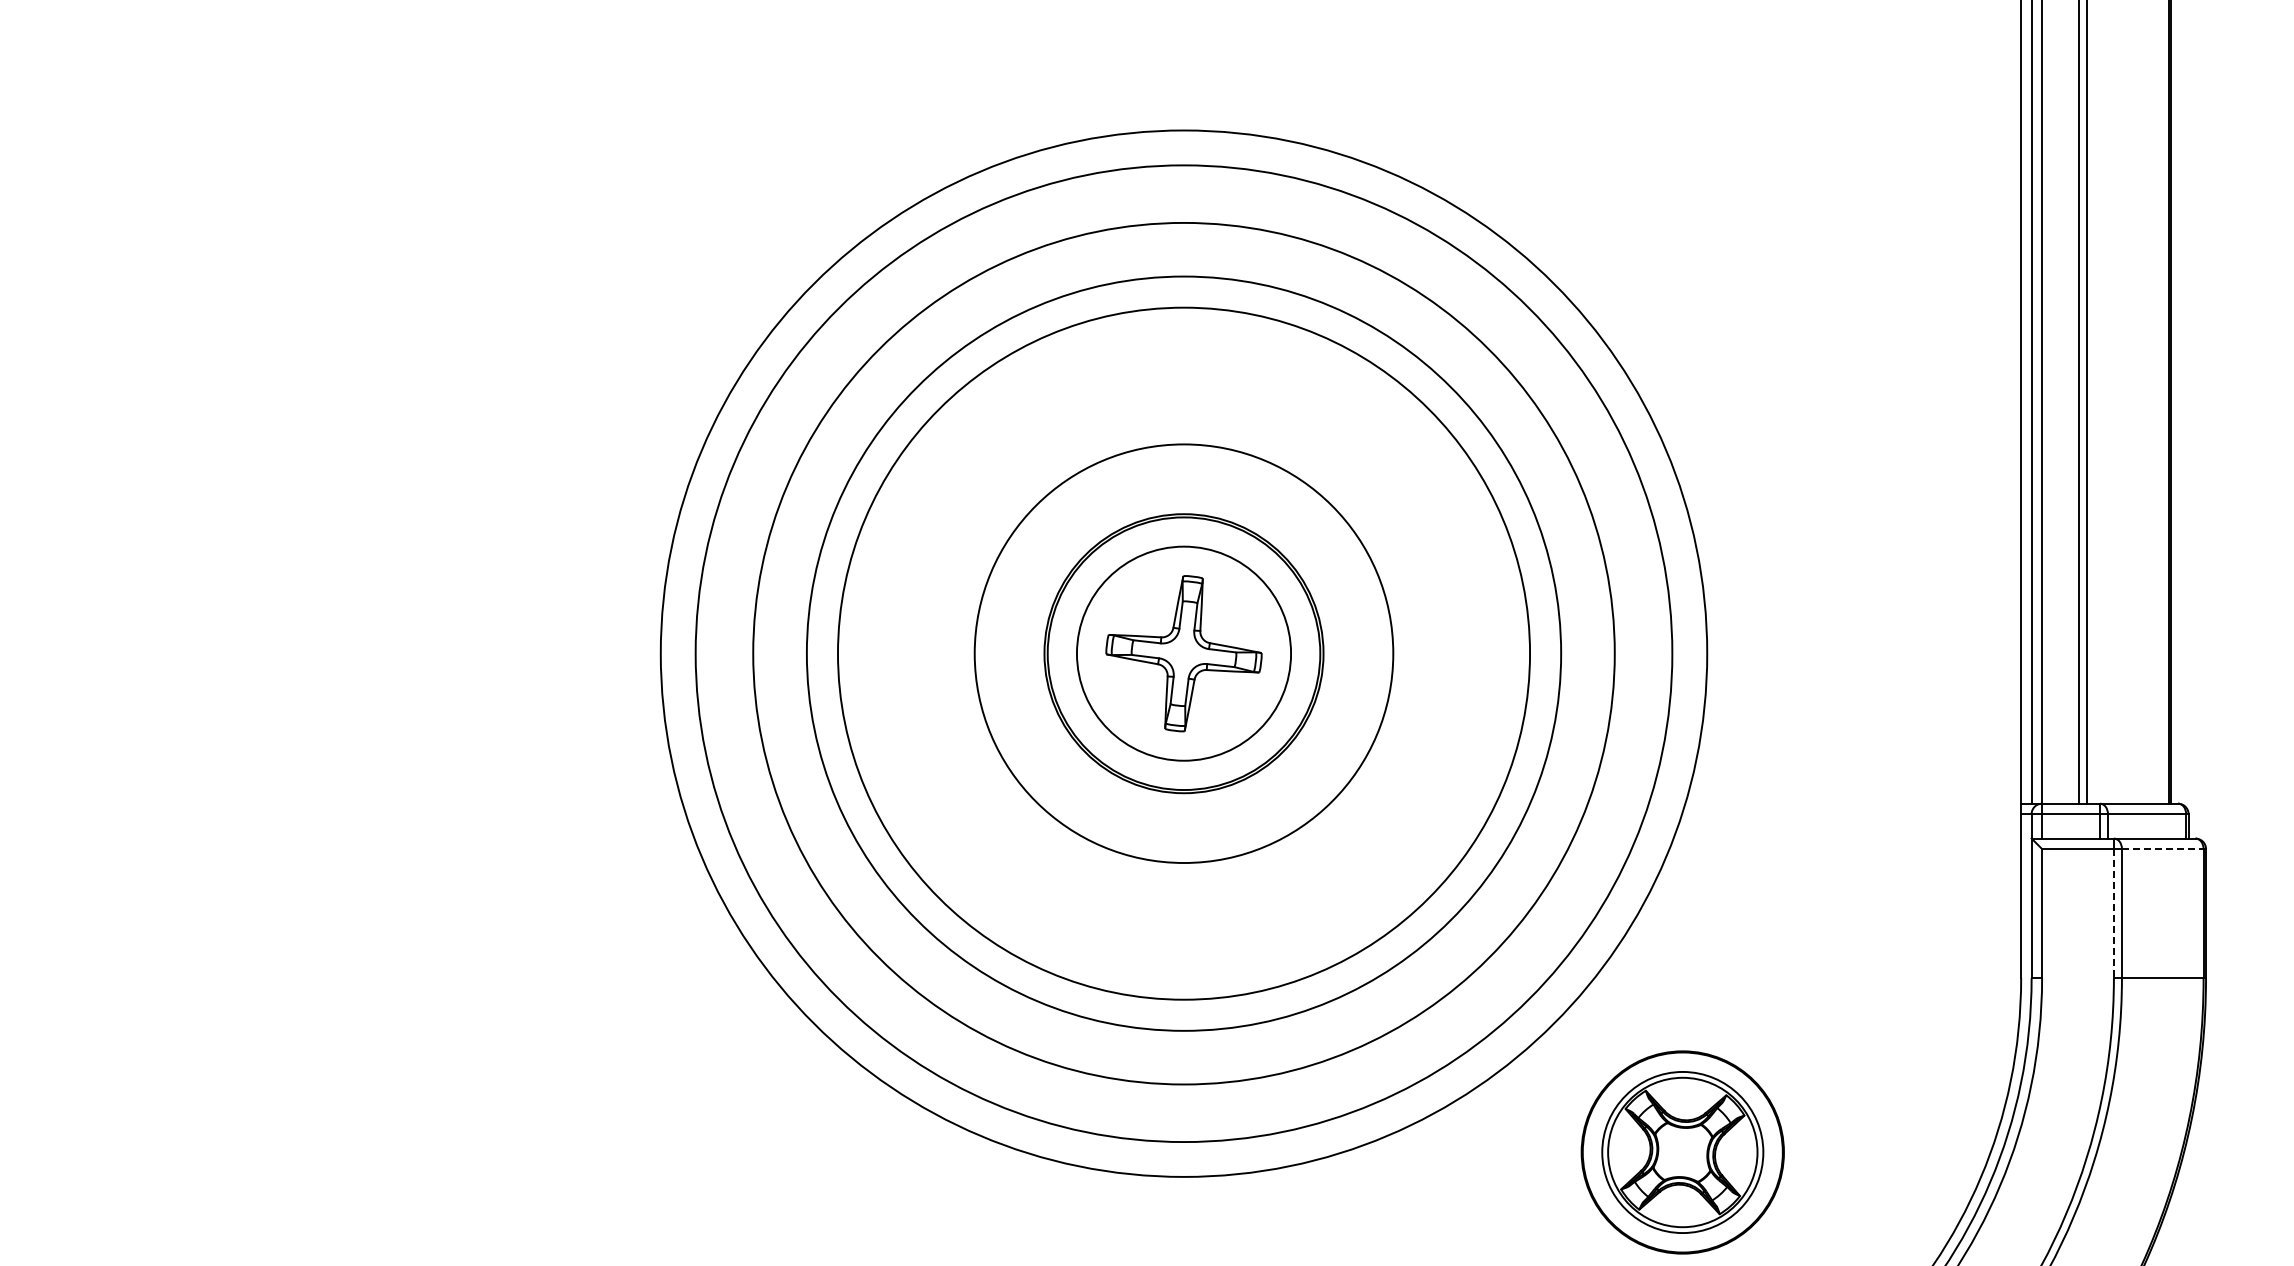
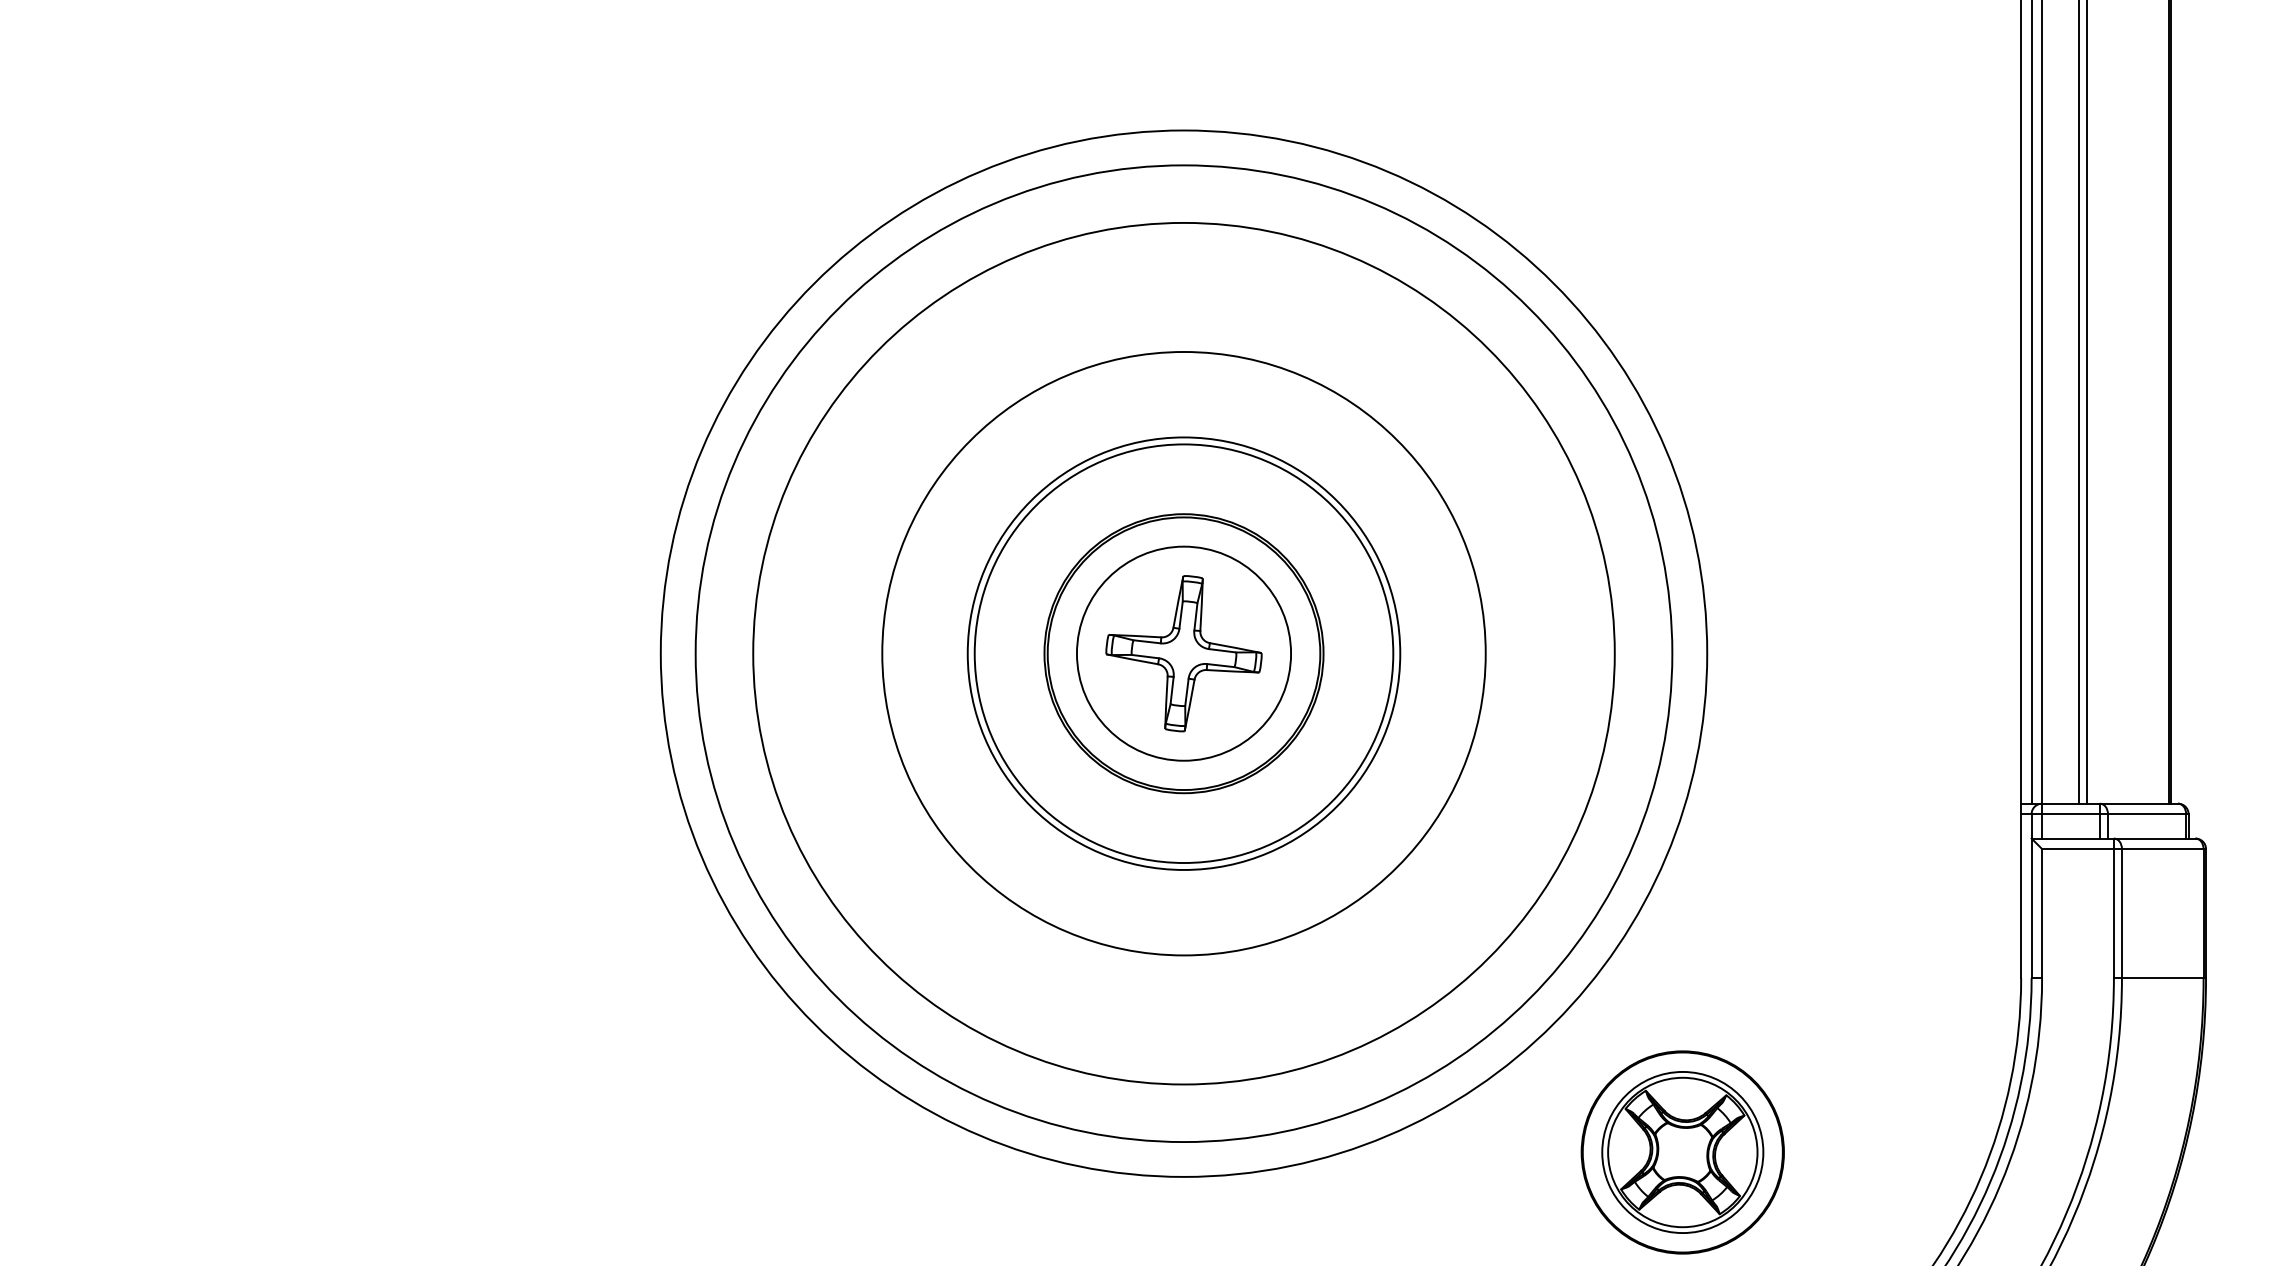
circle diameter: 754 px -> 603 px (1183, 653)
circle diameter: 692 px -> 433 px (1183, 653)
line: dashed -> solid (2162, 849)
line: dashed -> solid (2113, 913)
